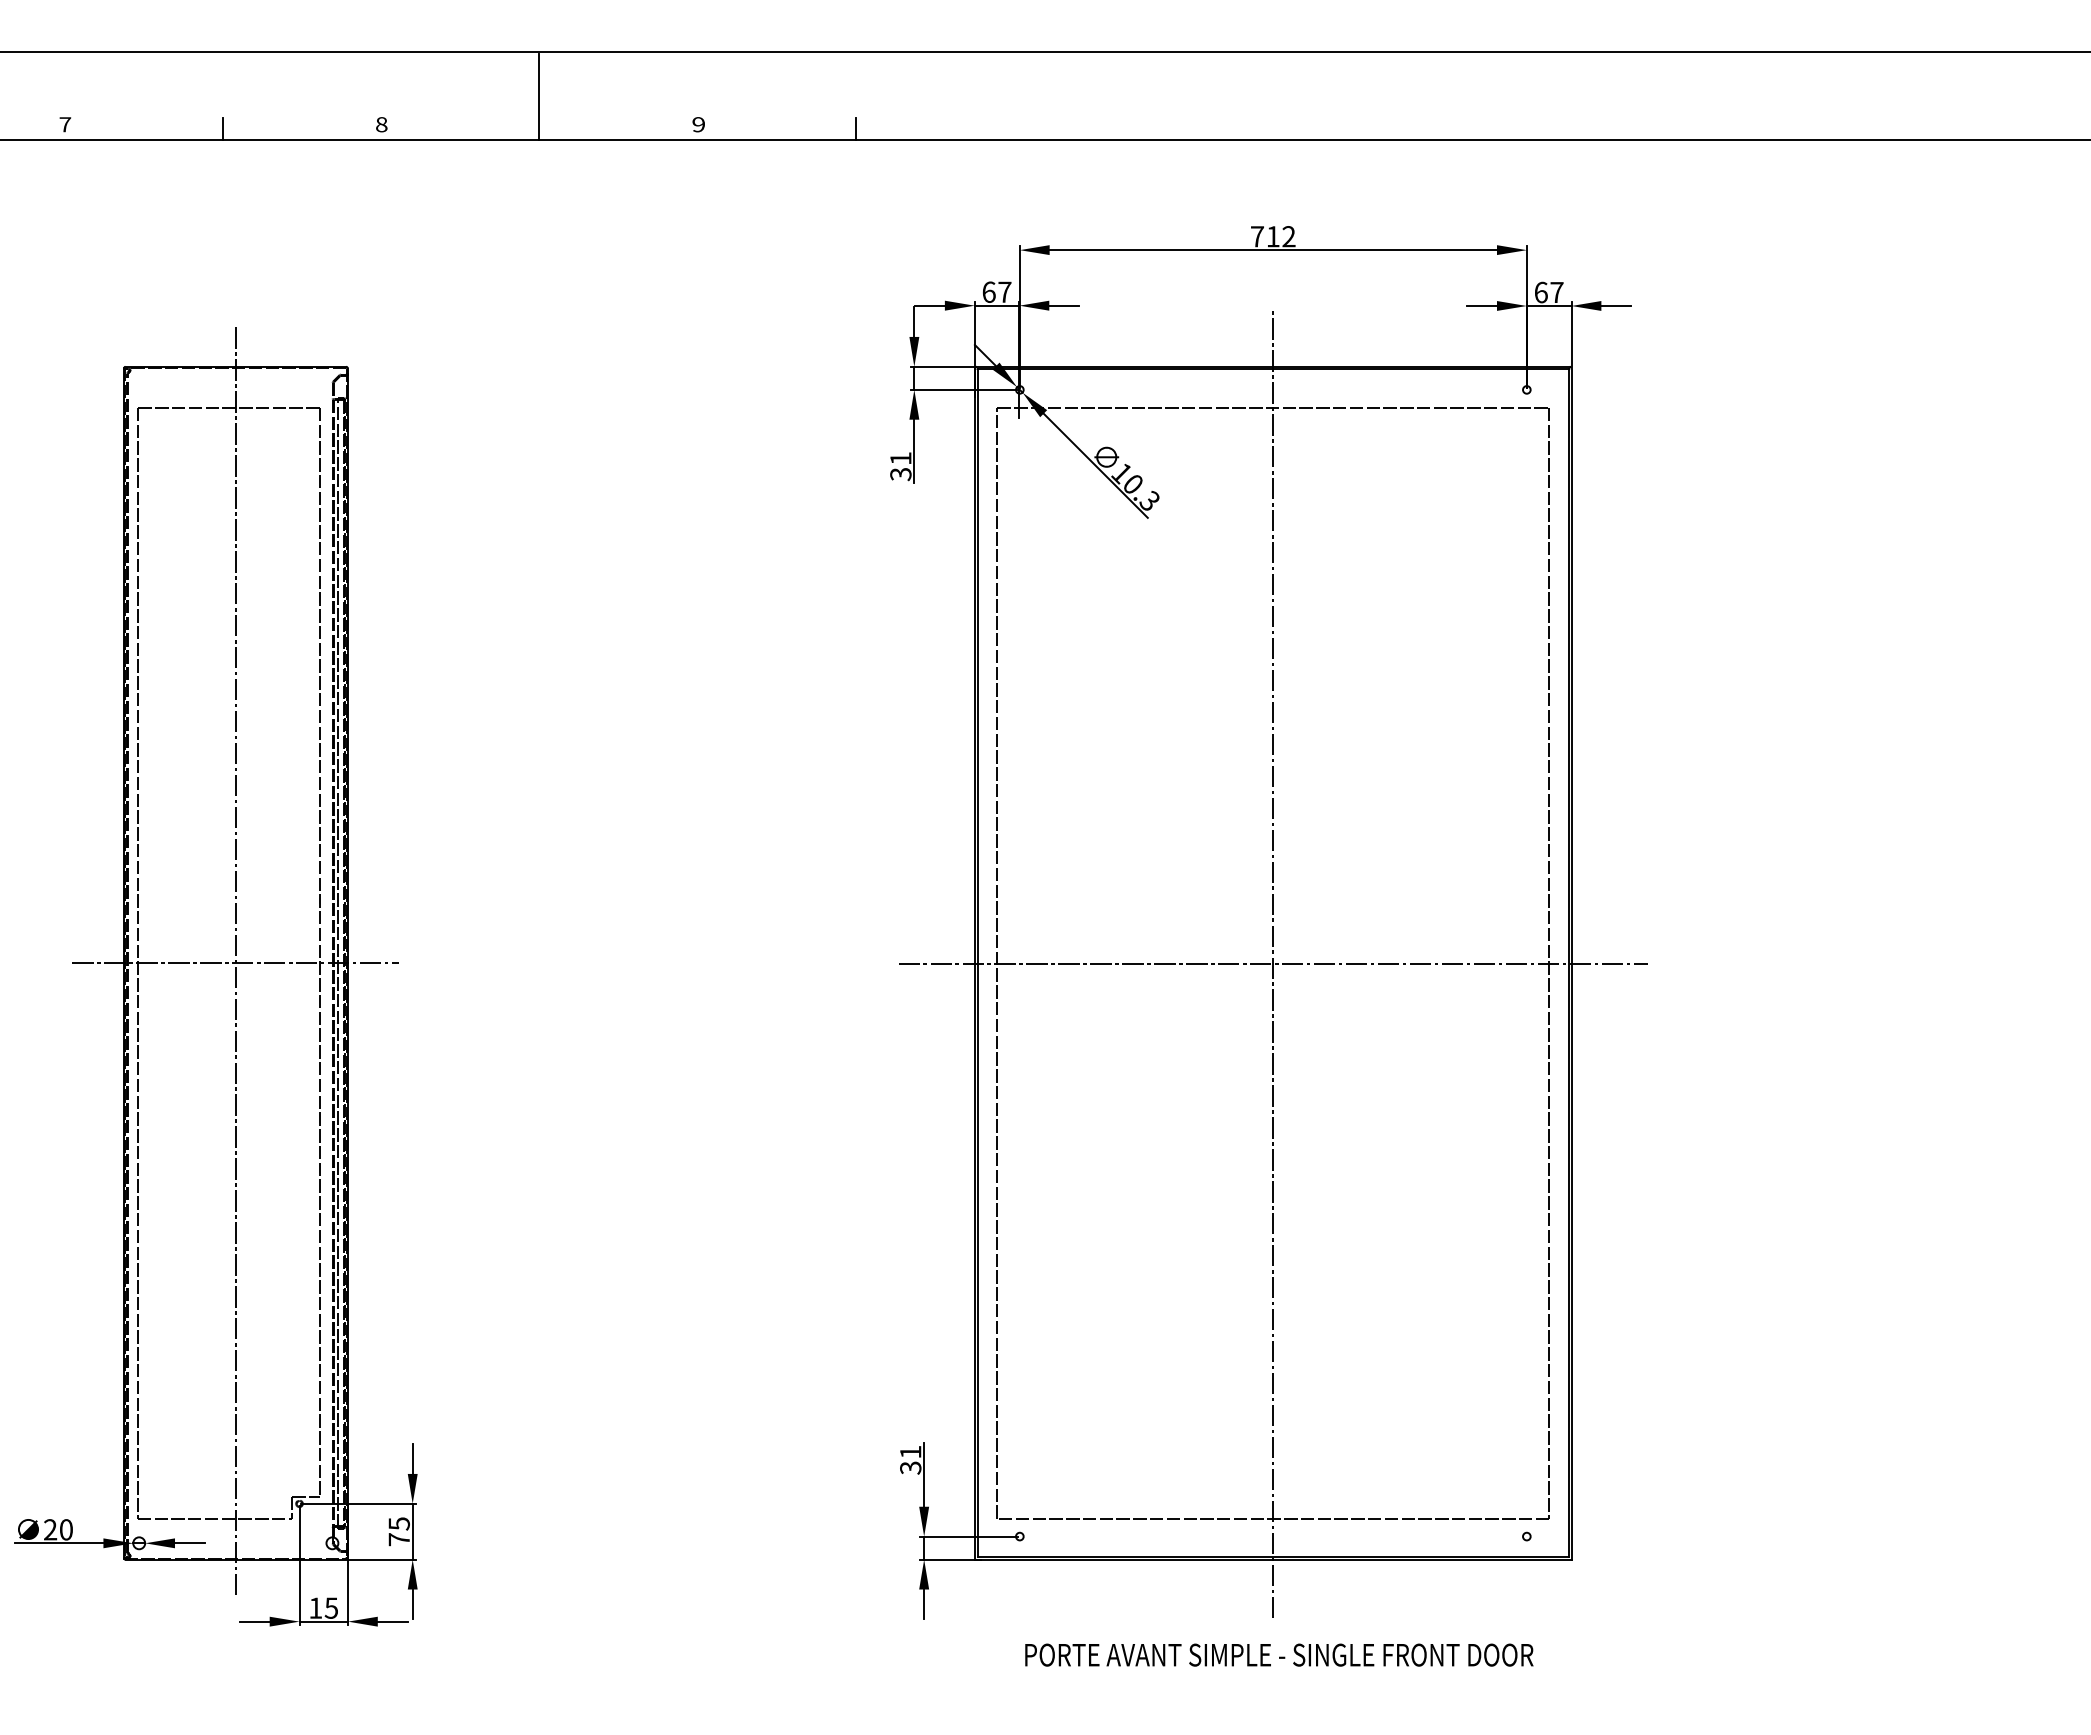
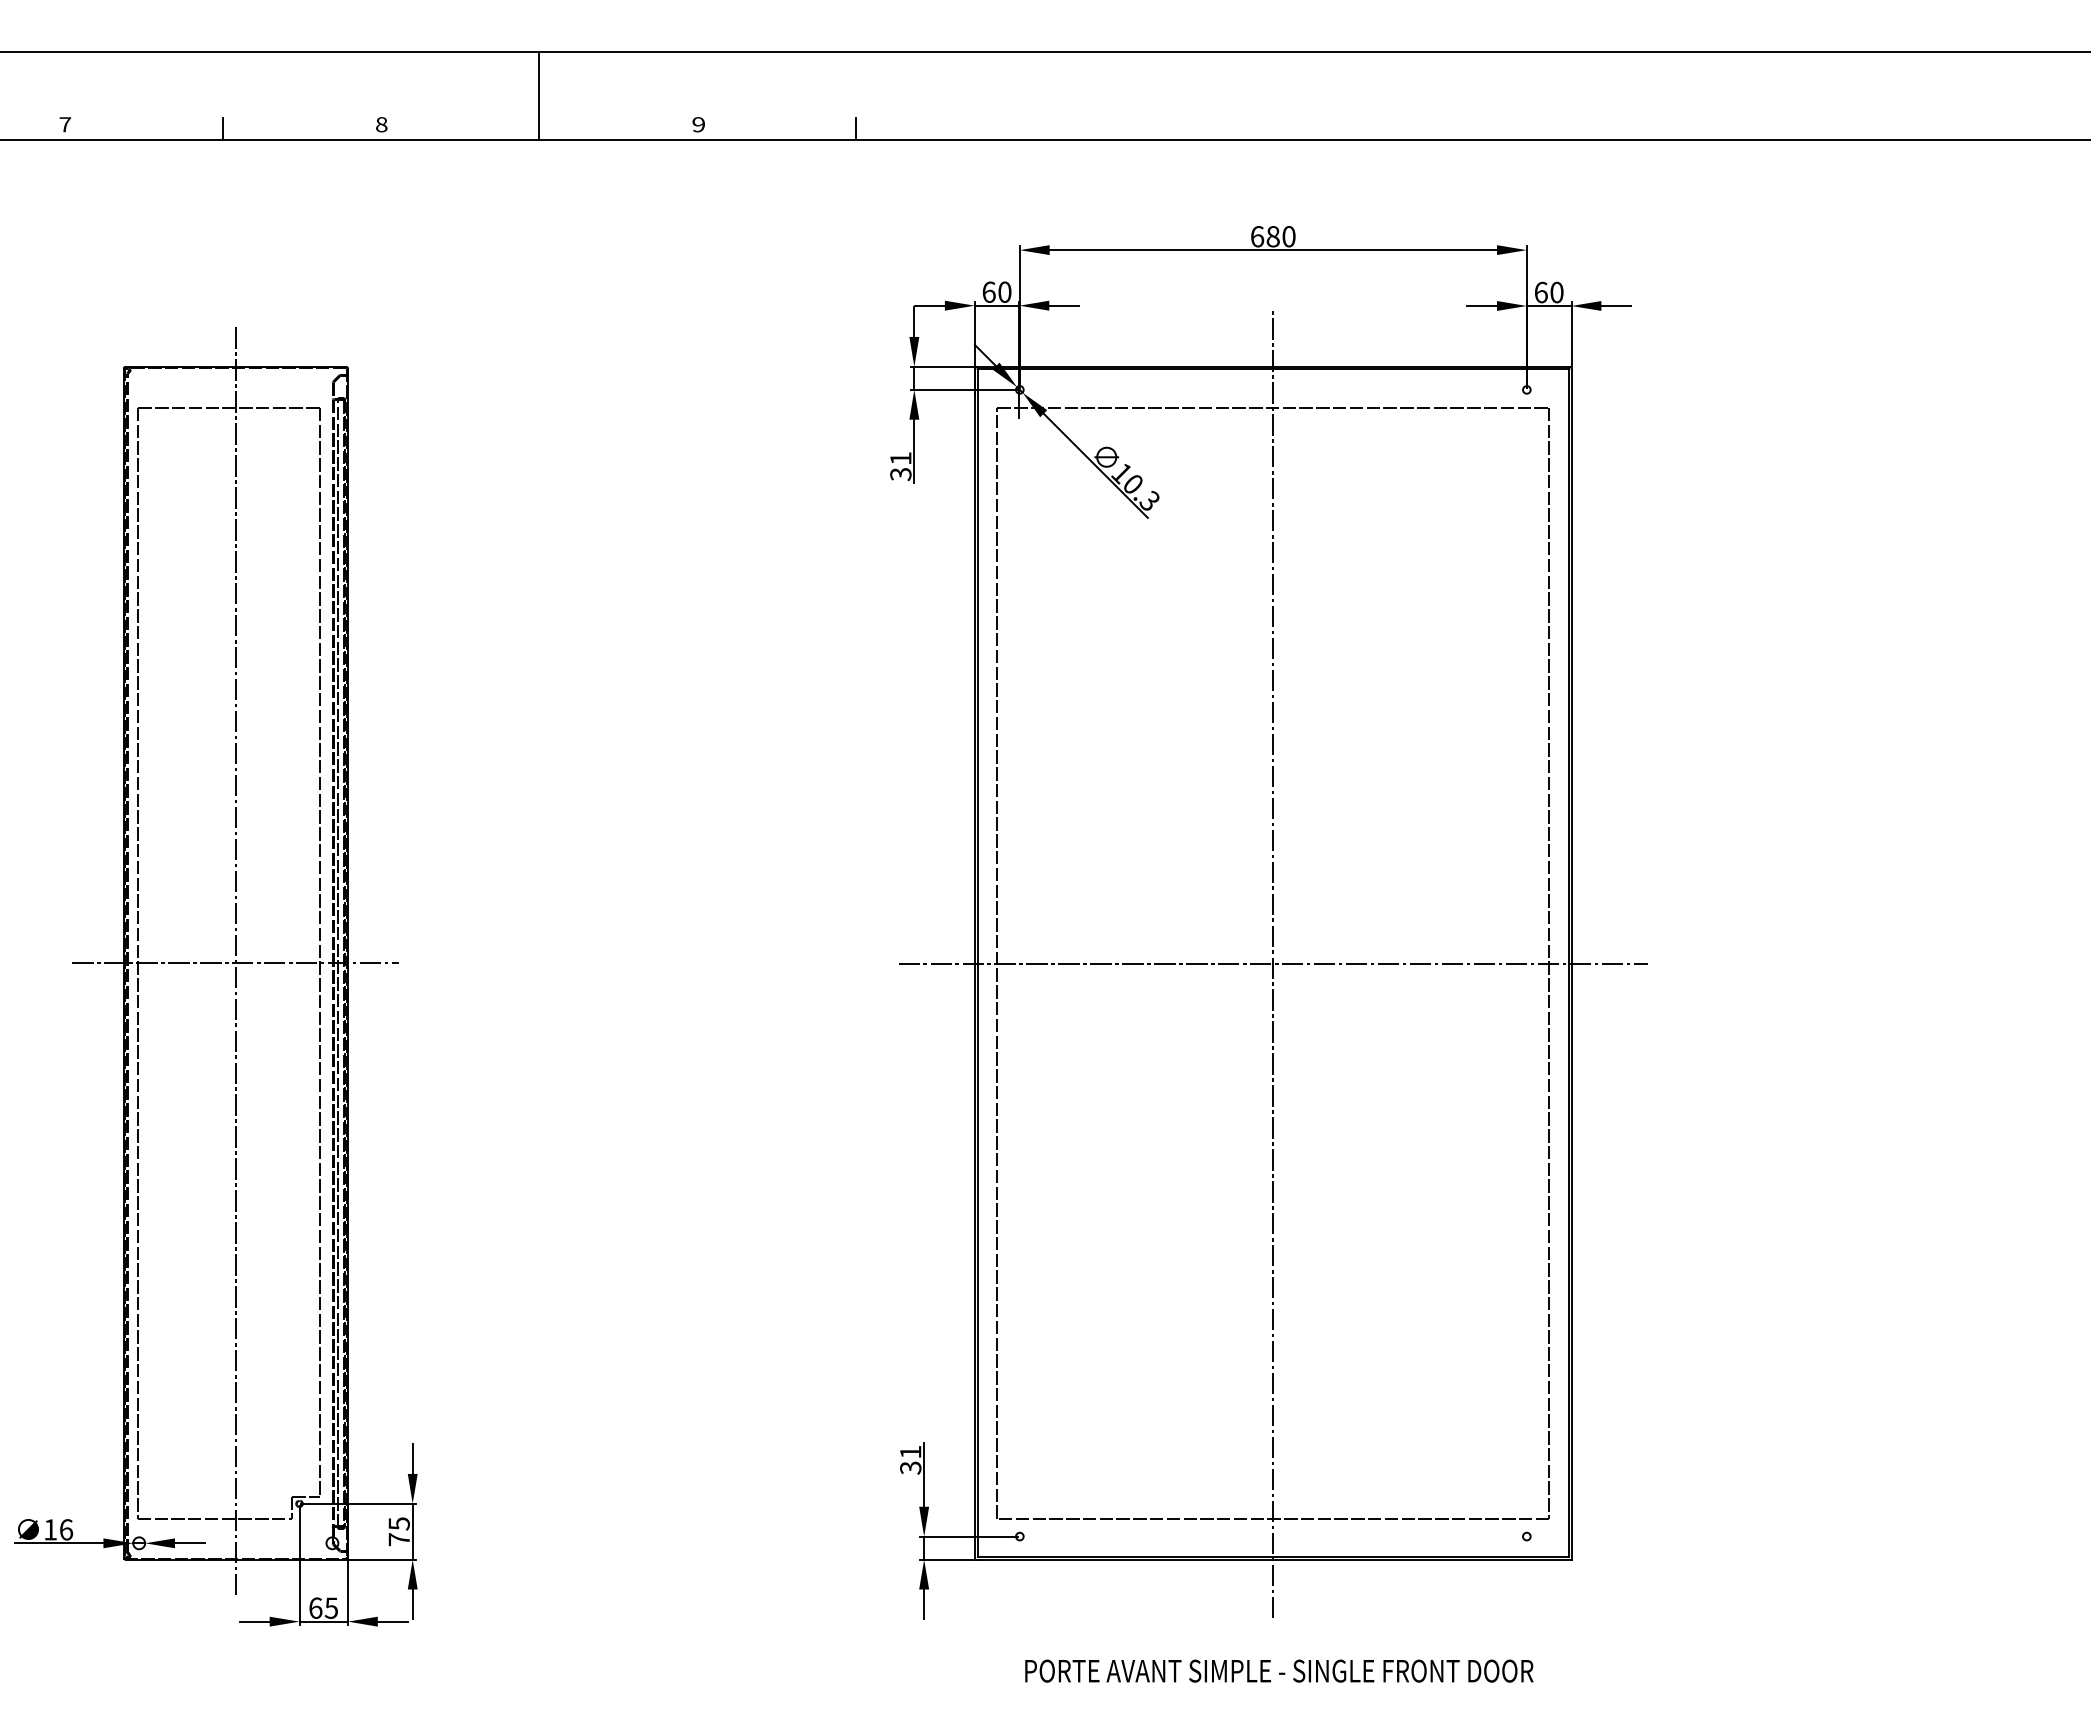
text: 712 -> 680 (1273, 236)
text: 67 -> 60 (1004, 291)
text: 67 -> 60 (1556, 292)
text: 20 -> 16 (58, 1529)
text: 15 -> 65 (315, 1607)
text position: (1279, 1654) -> (1279, 1670) (1279, 1670)
